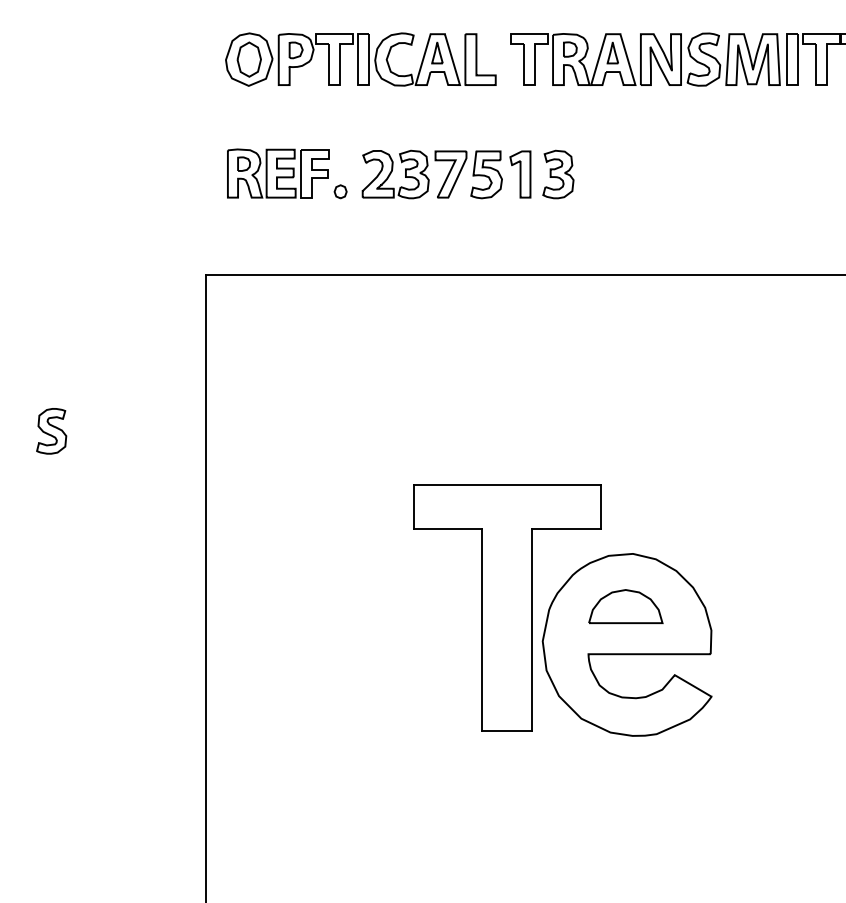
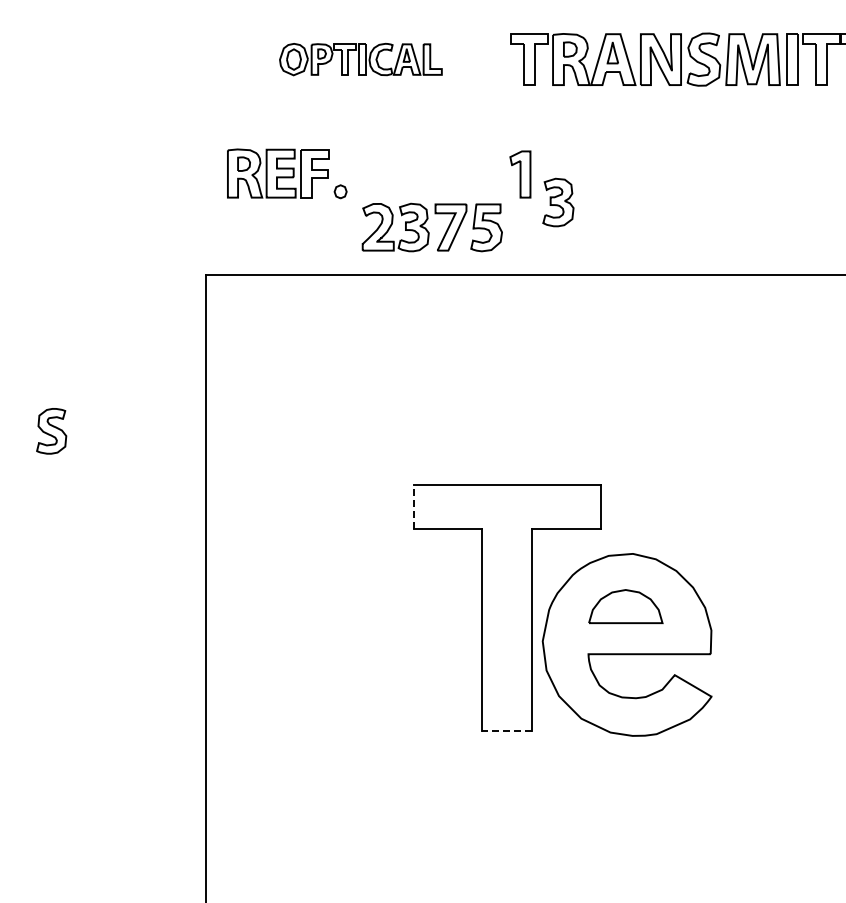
part size: 272x55 px -> 164x35 px (360, 59)
part position: (431, 174) -> (431, 227) (431, 227)
part position: (558, 174) -> (558, 202) (558, 202)
line: solid -> dashed (413, 507)
line: solid -> dashed (507, 731)
